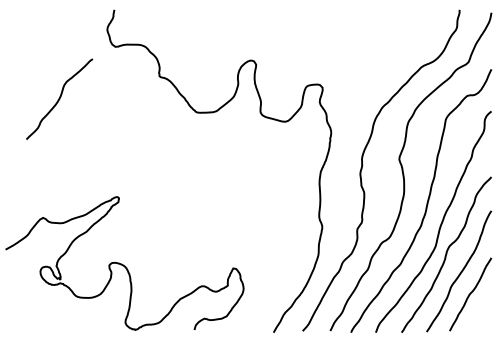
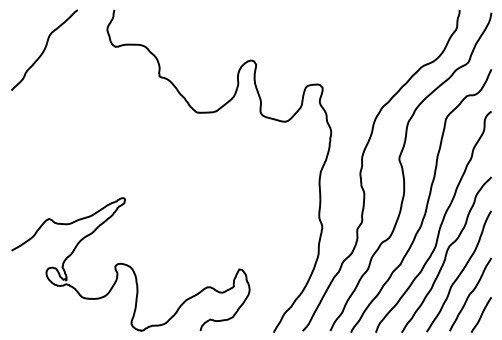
curve position: (59, 98) -> (44, 49) (44, 49)
curve position: (123, 264) -> (129, 265) (129, 265)
line: none -> present (481, 314)
